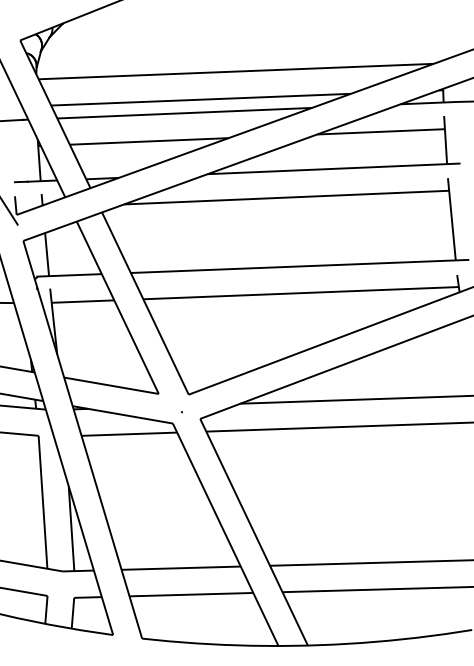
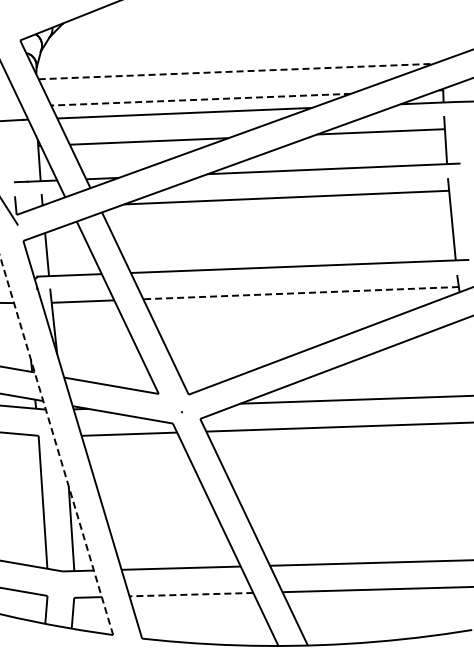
line: solid -> dashed (236, 71)
line: solid -> dashed (201, 99)
line: solid -> dashed (301, 293)
line: solid -> dashed (56, 445)
line: solid -> dashed (191, 594)
